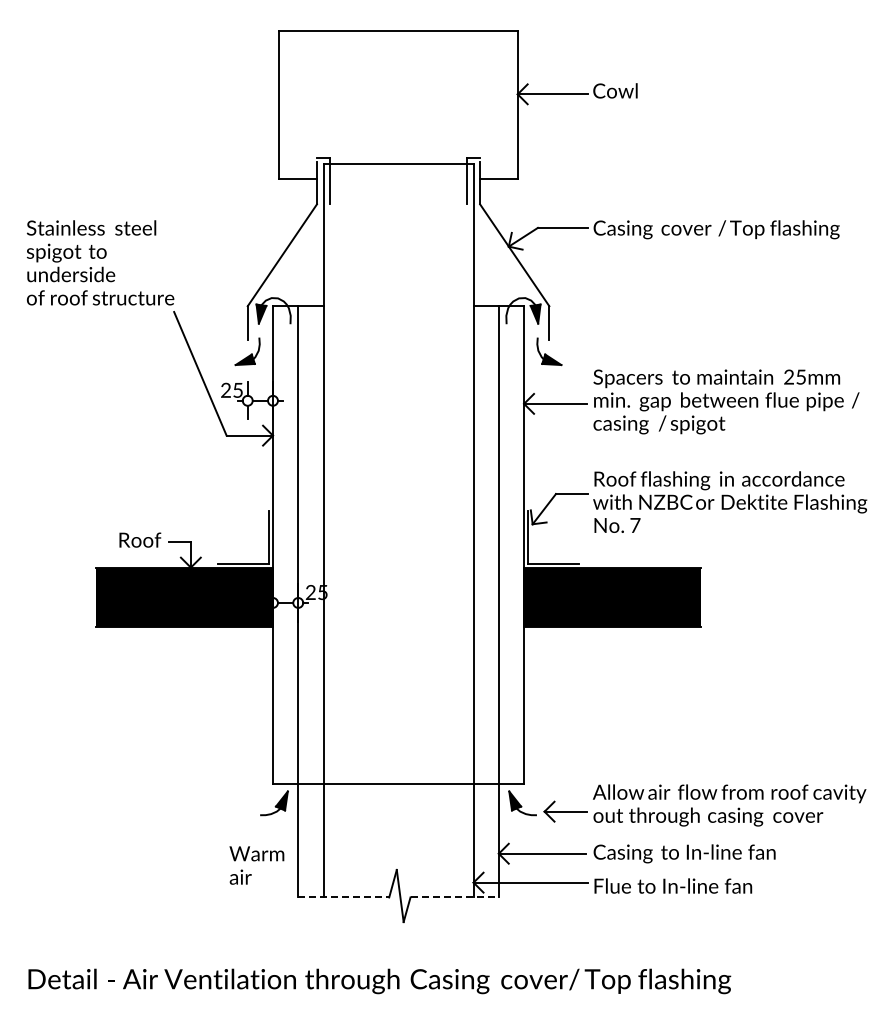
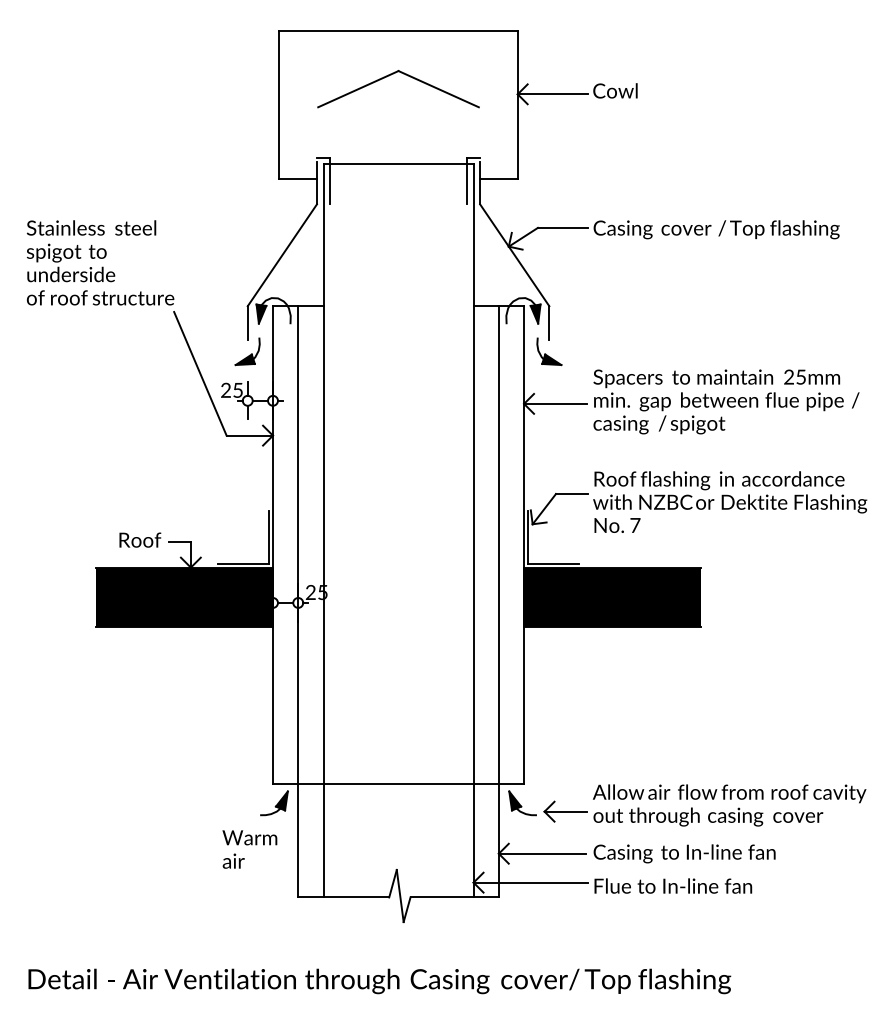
part: none -> present (391, 75)
text position: (256, 865) -> (249, 849) (249, 849)
line: dashed -> solid (343, 897)
line: dashed -> solid (455, 897)
